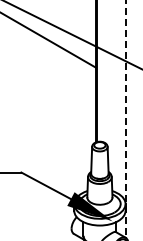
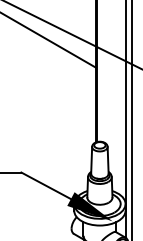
line: dashed -> solid (126, 119)
line: none -> present (131, 119)
